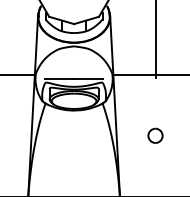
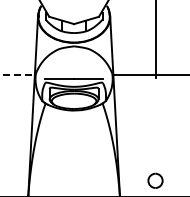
line: solid -> dashed (17, 74)
part position: (155, 135) -> (155, 180) (155, 180)
